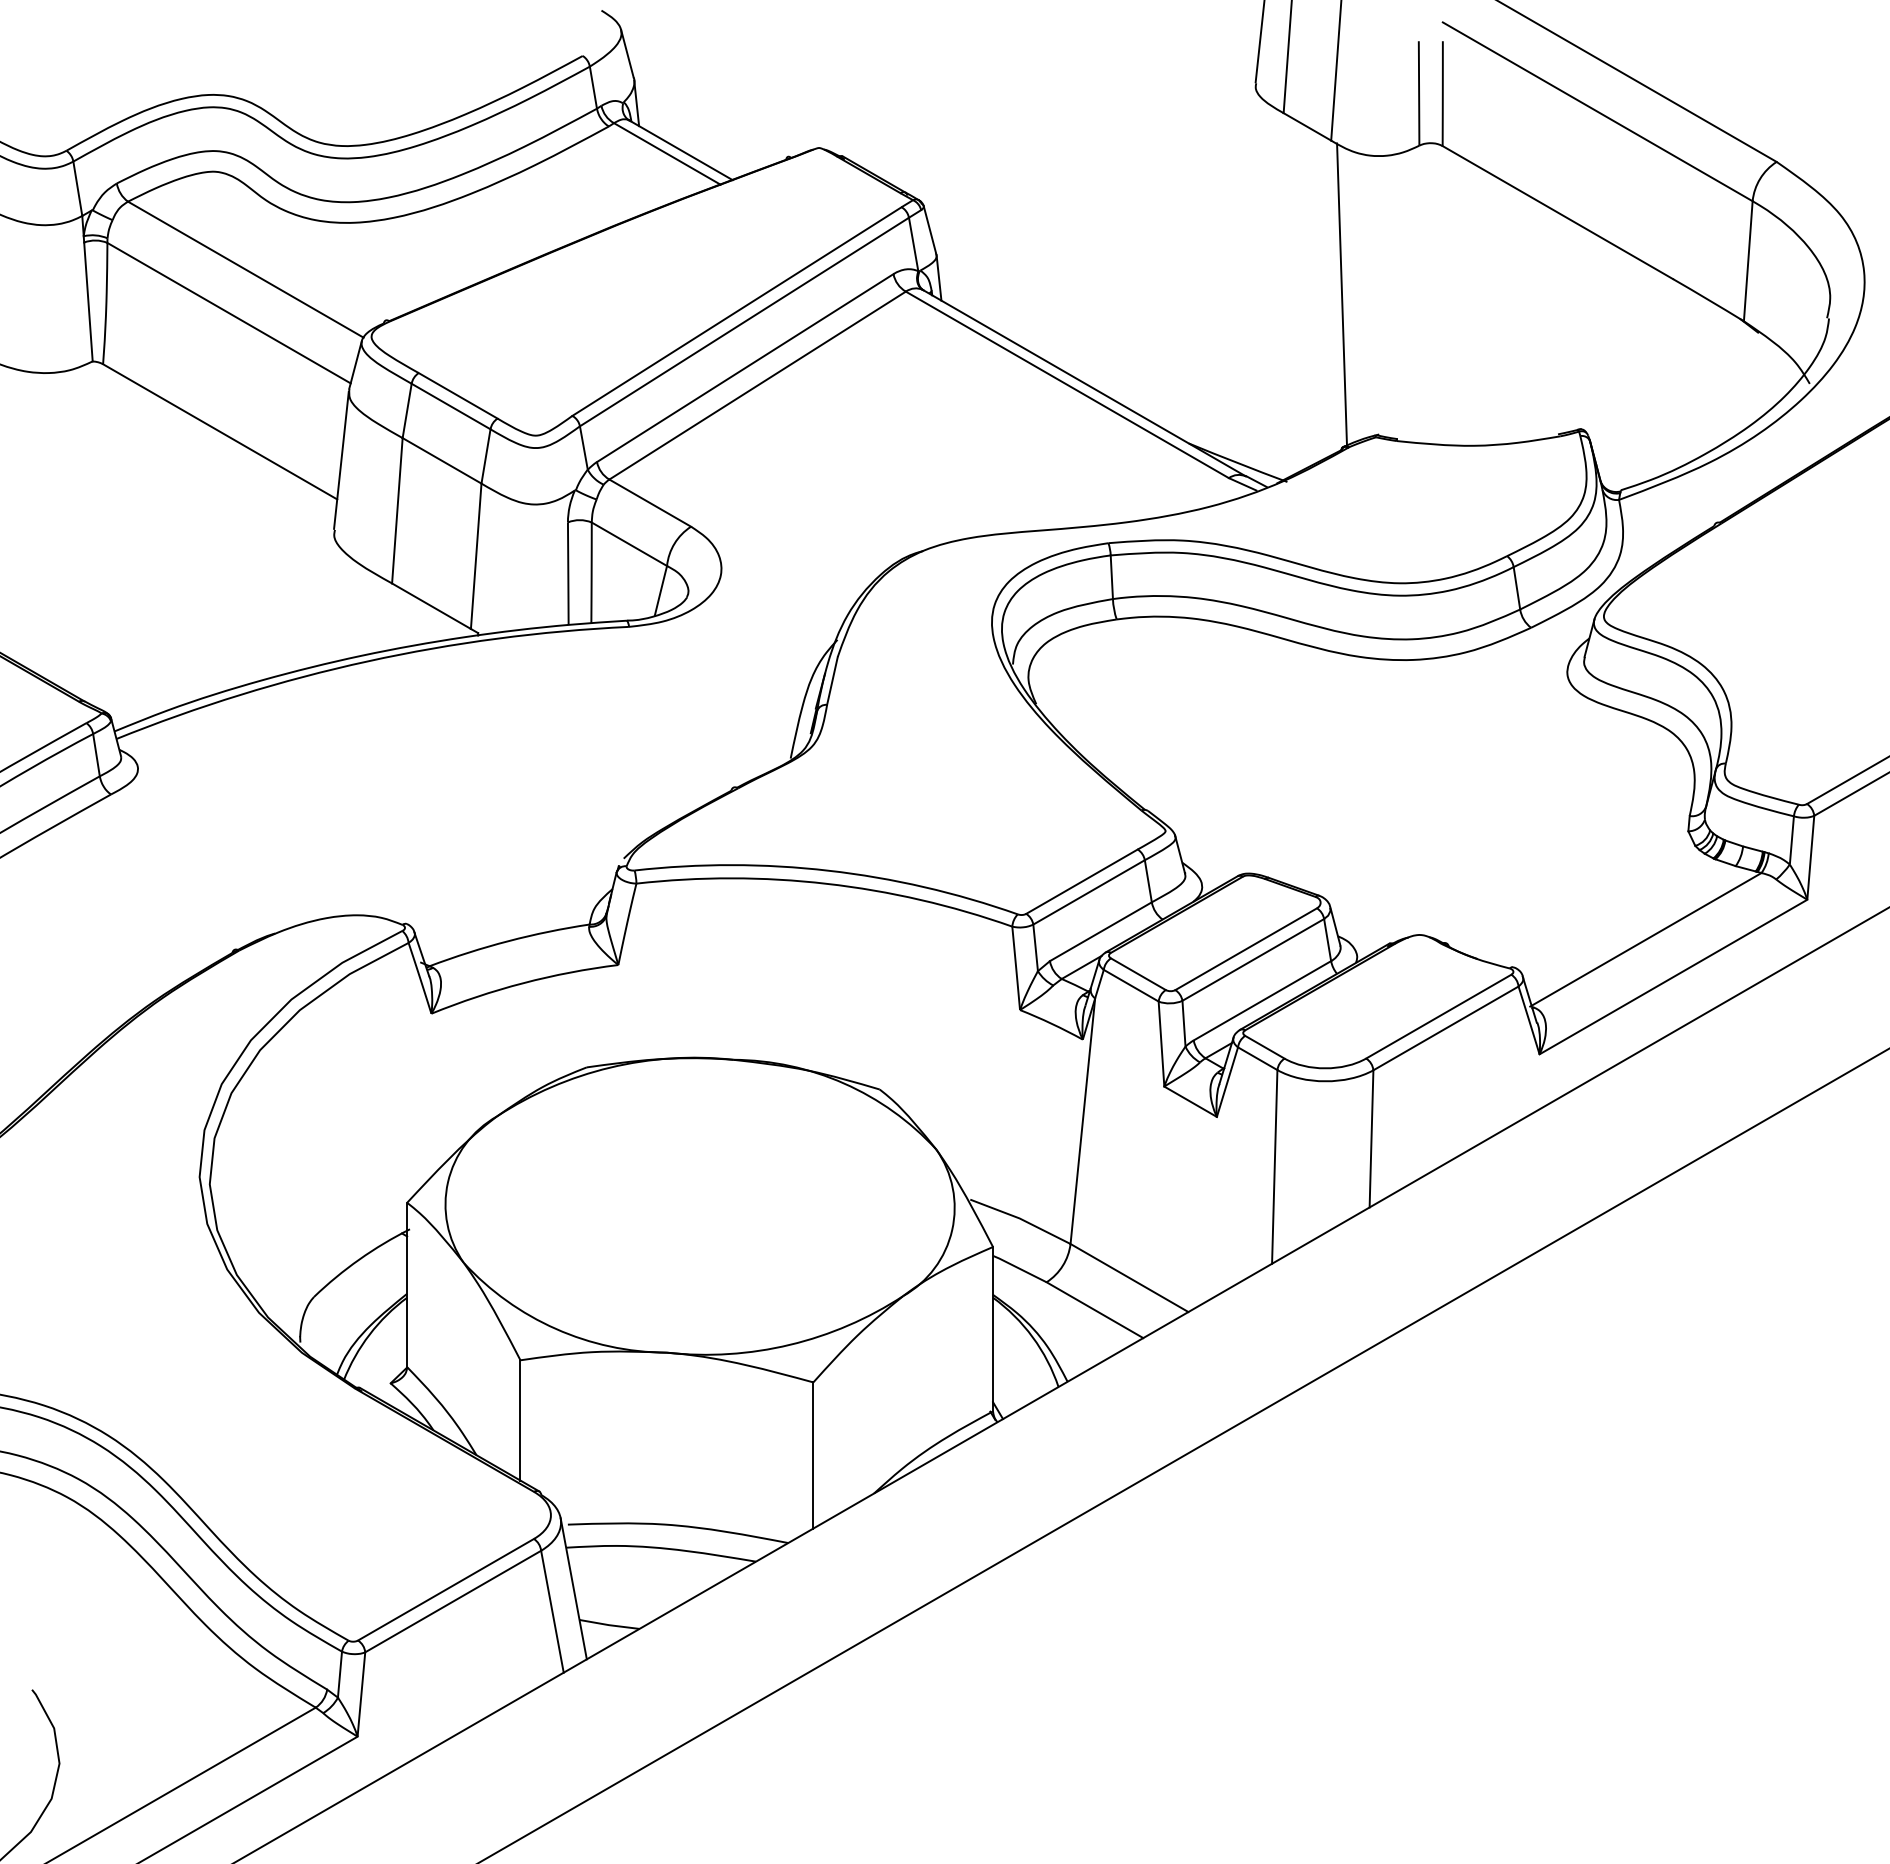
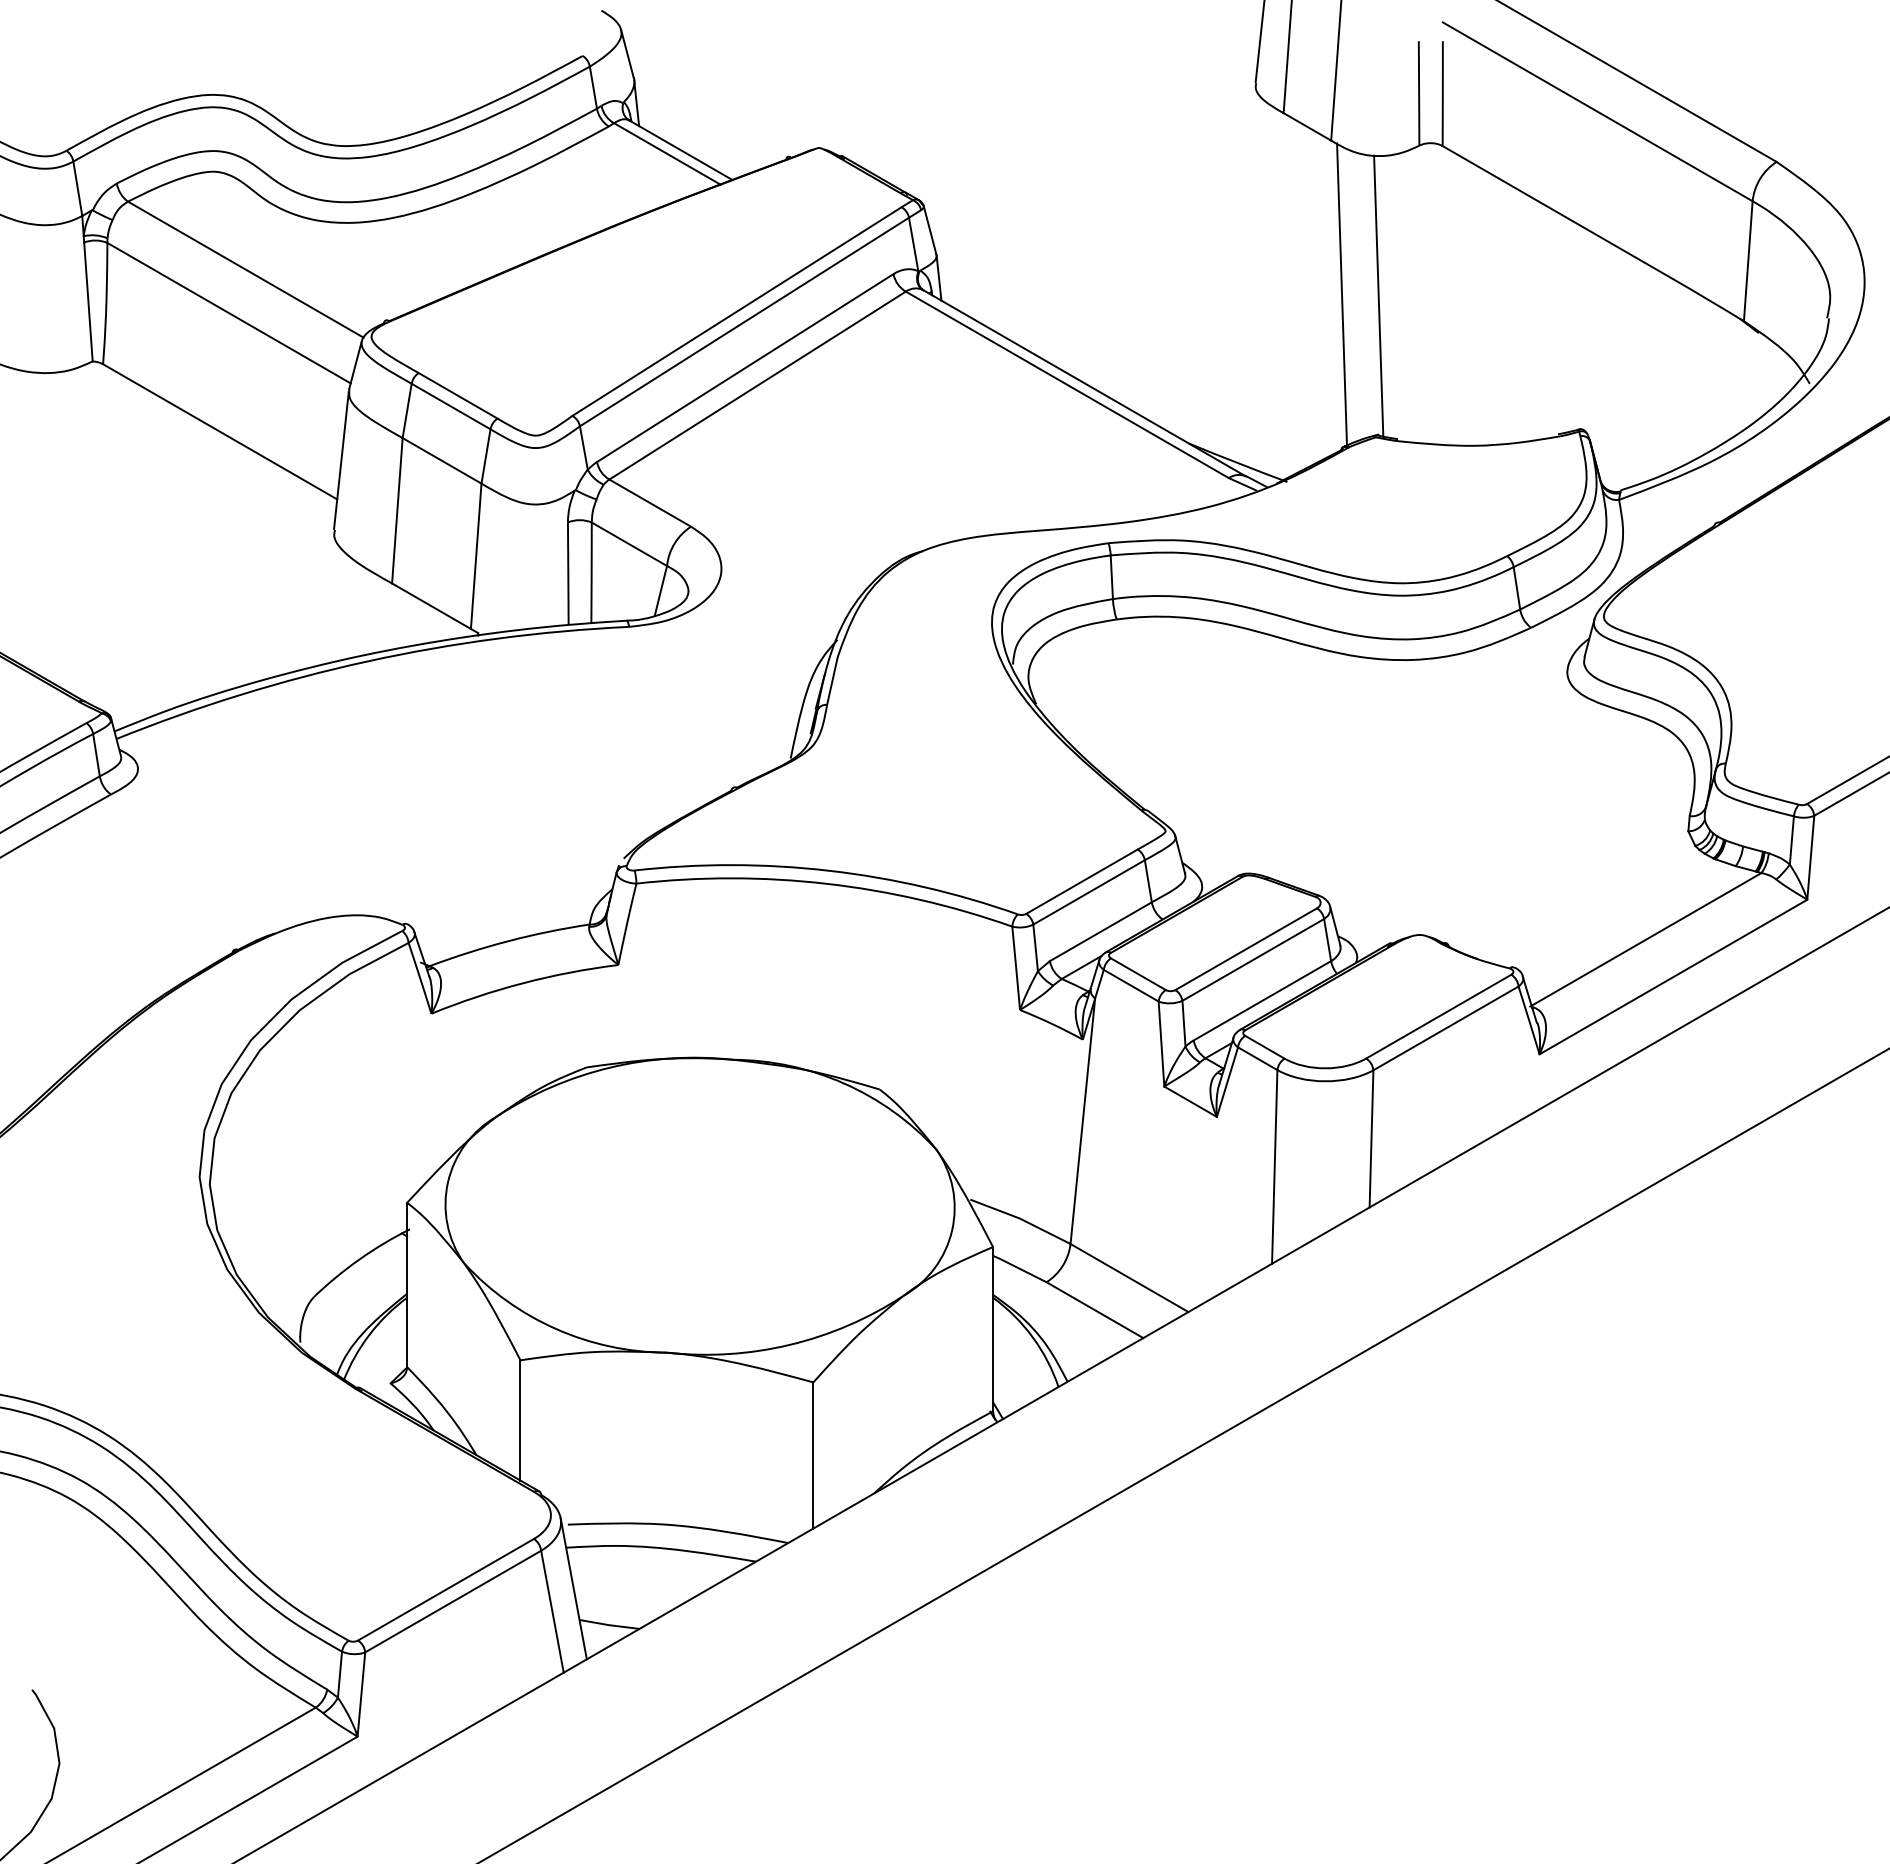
line: none -> present (1378, 295)
